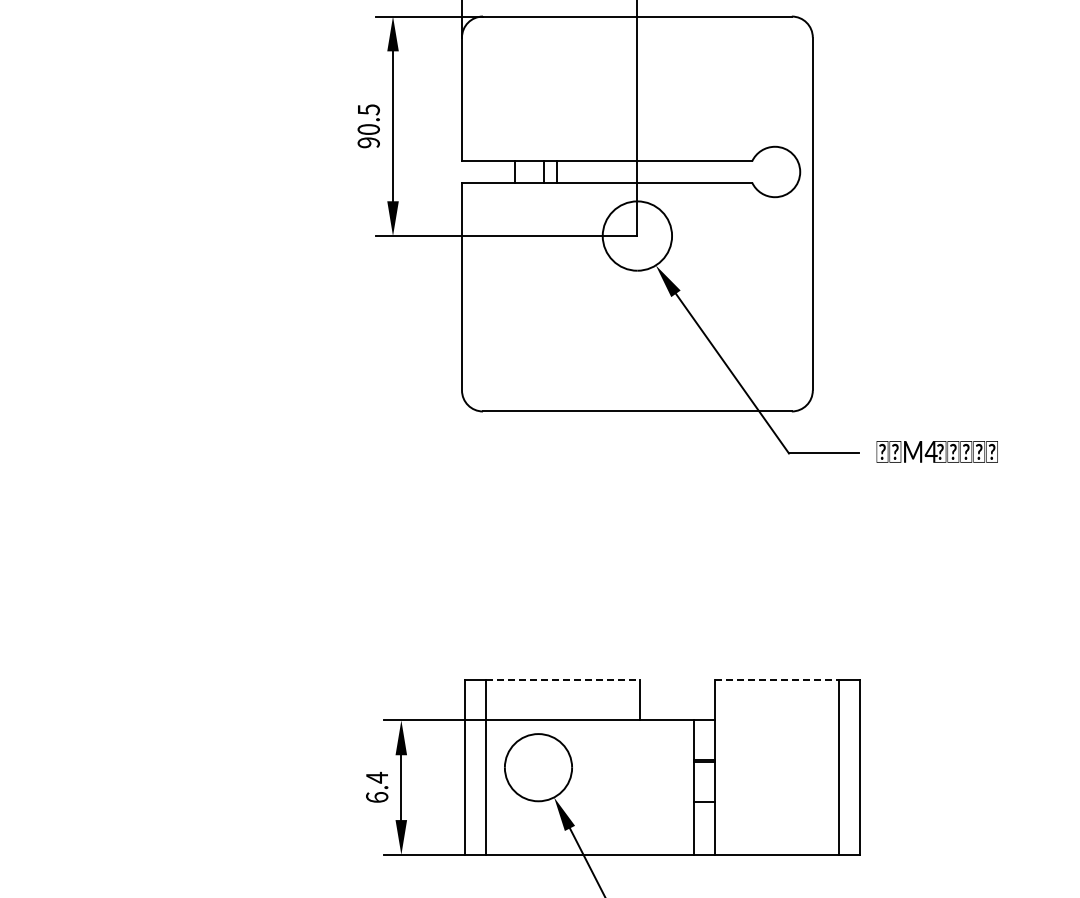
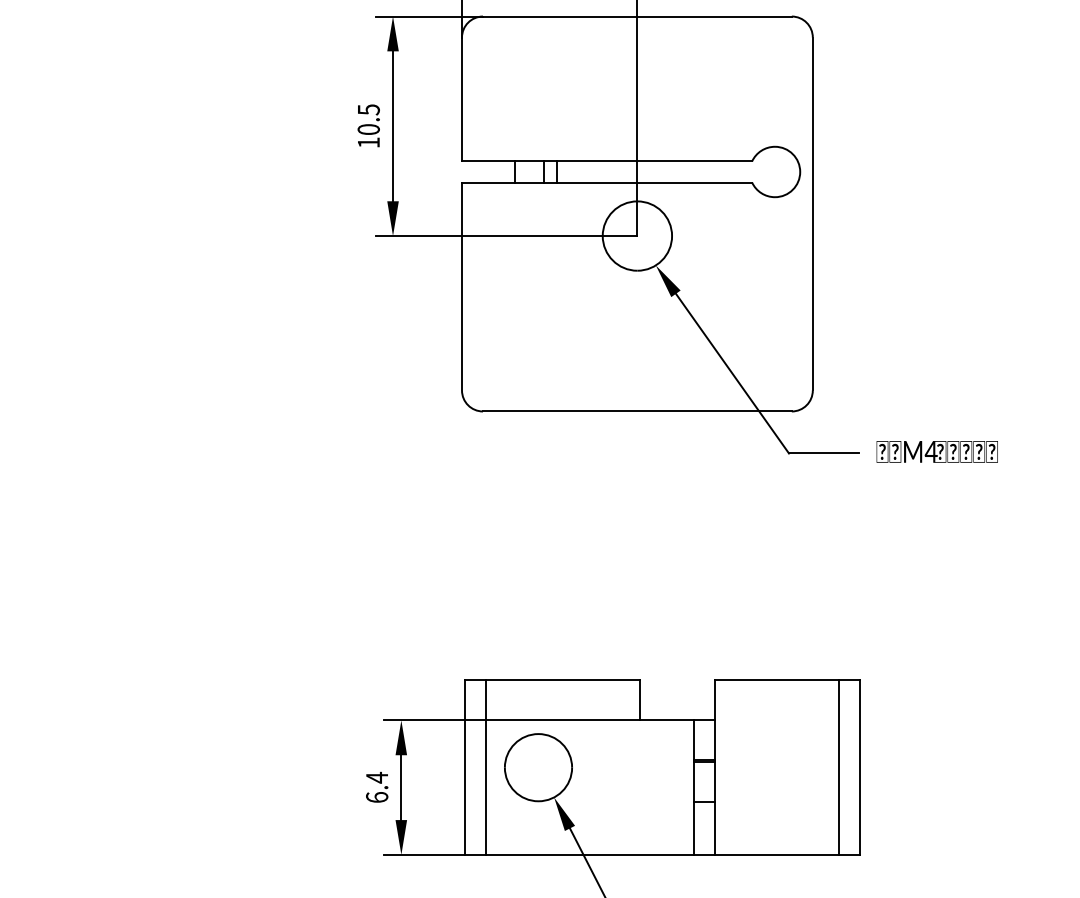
text: 90.5 -> 10.5 (368, 142)
line: dashed -> solid (563, 680)
line: dashed -> solid (776, 680)
